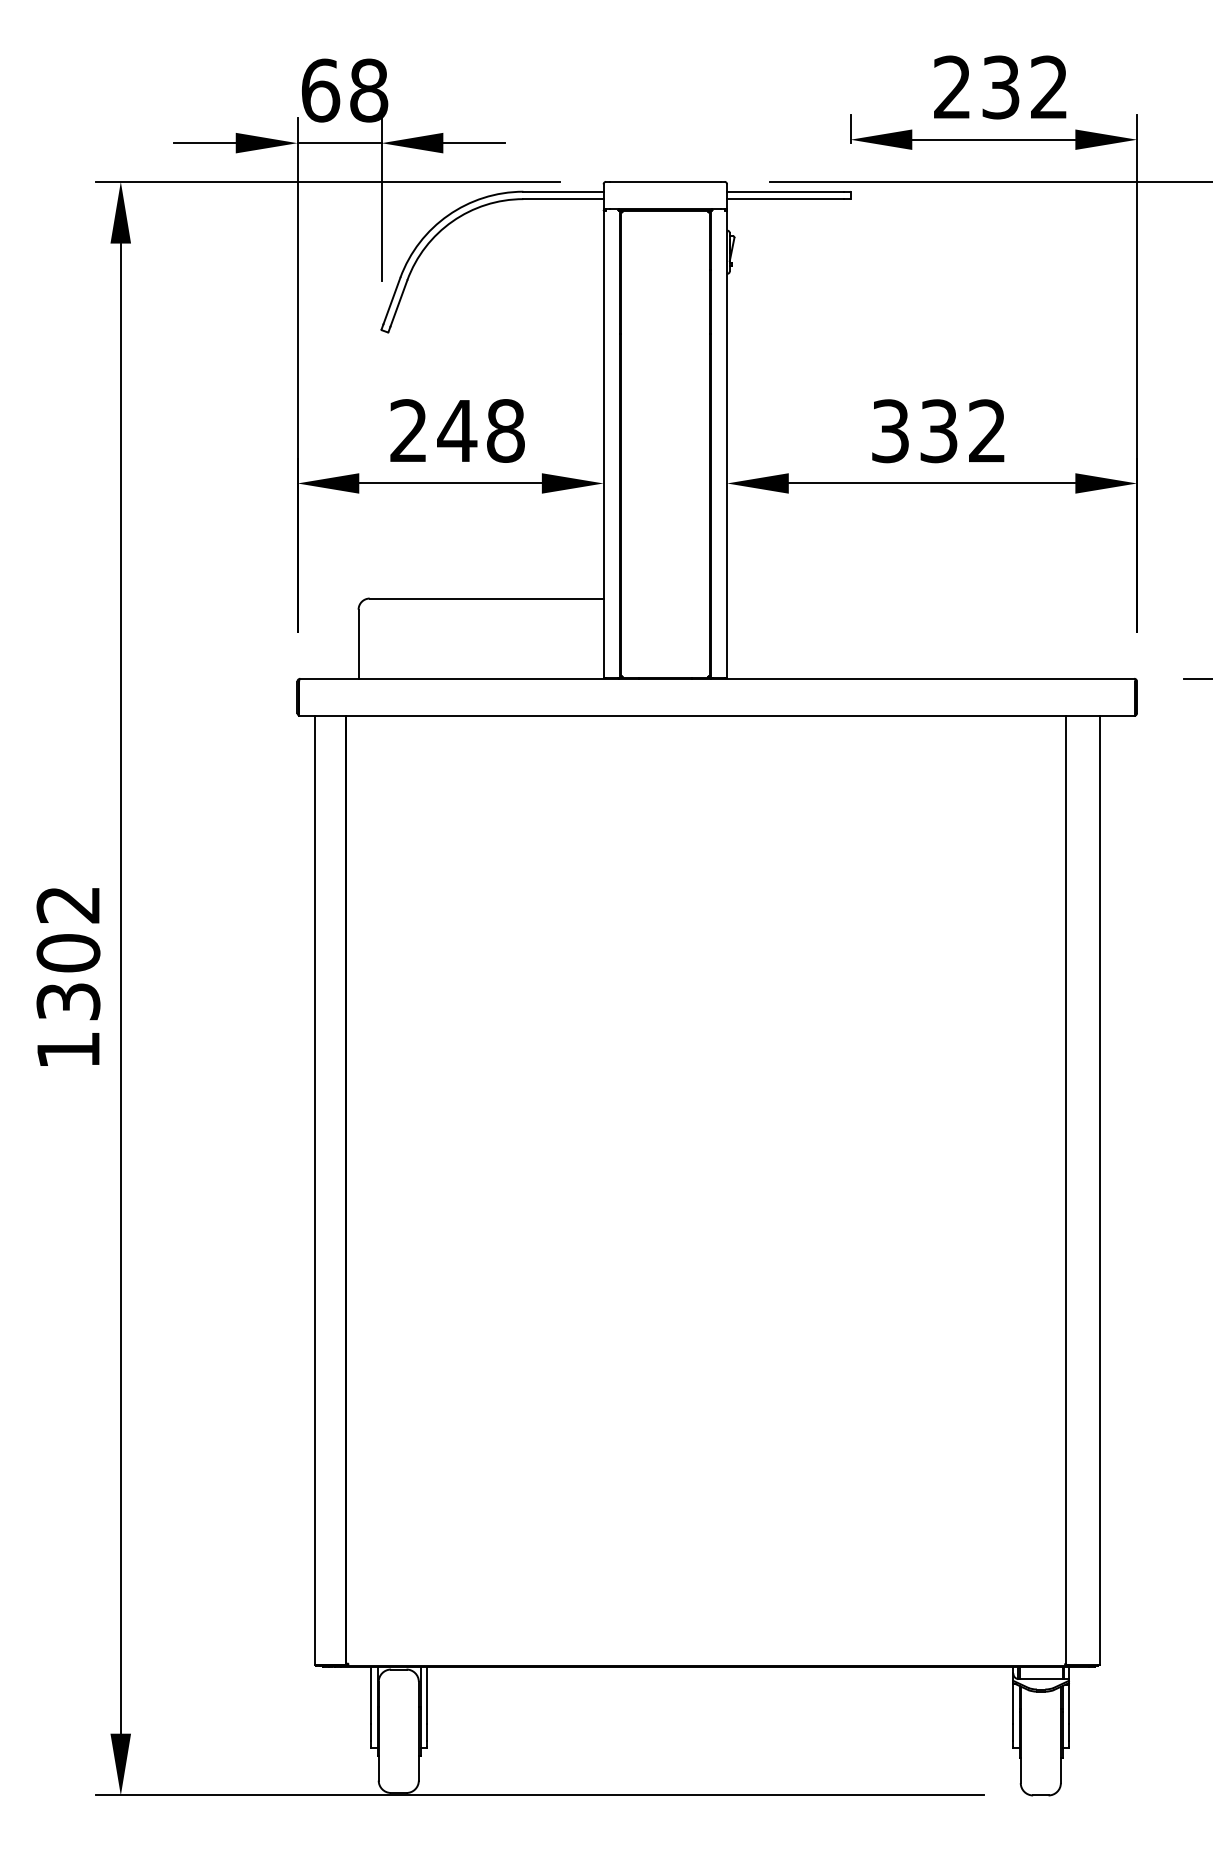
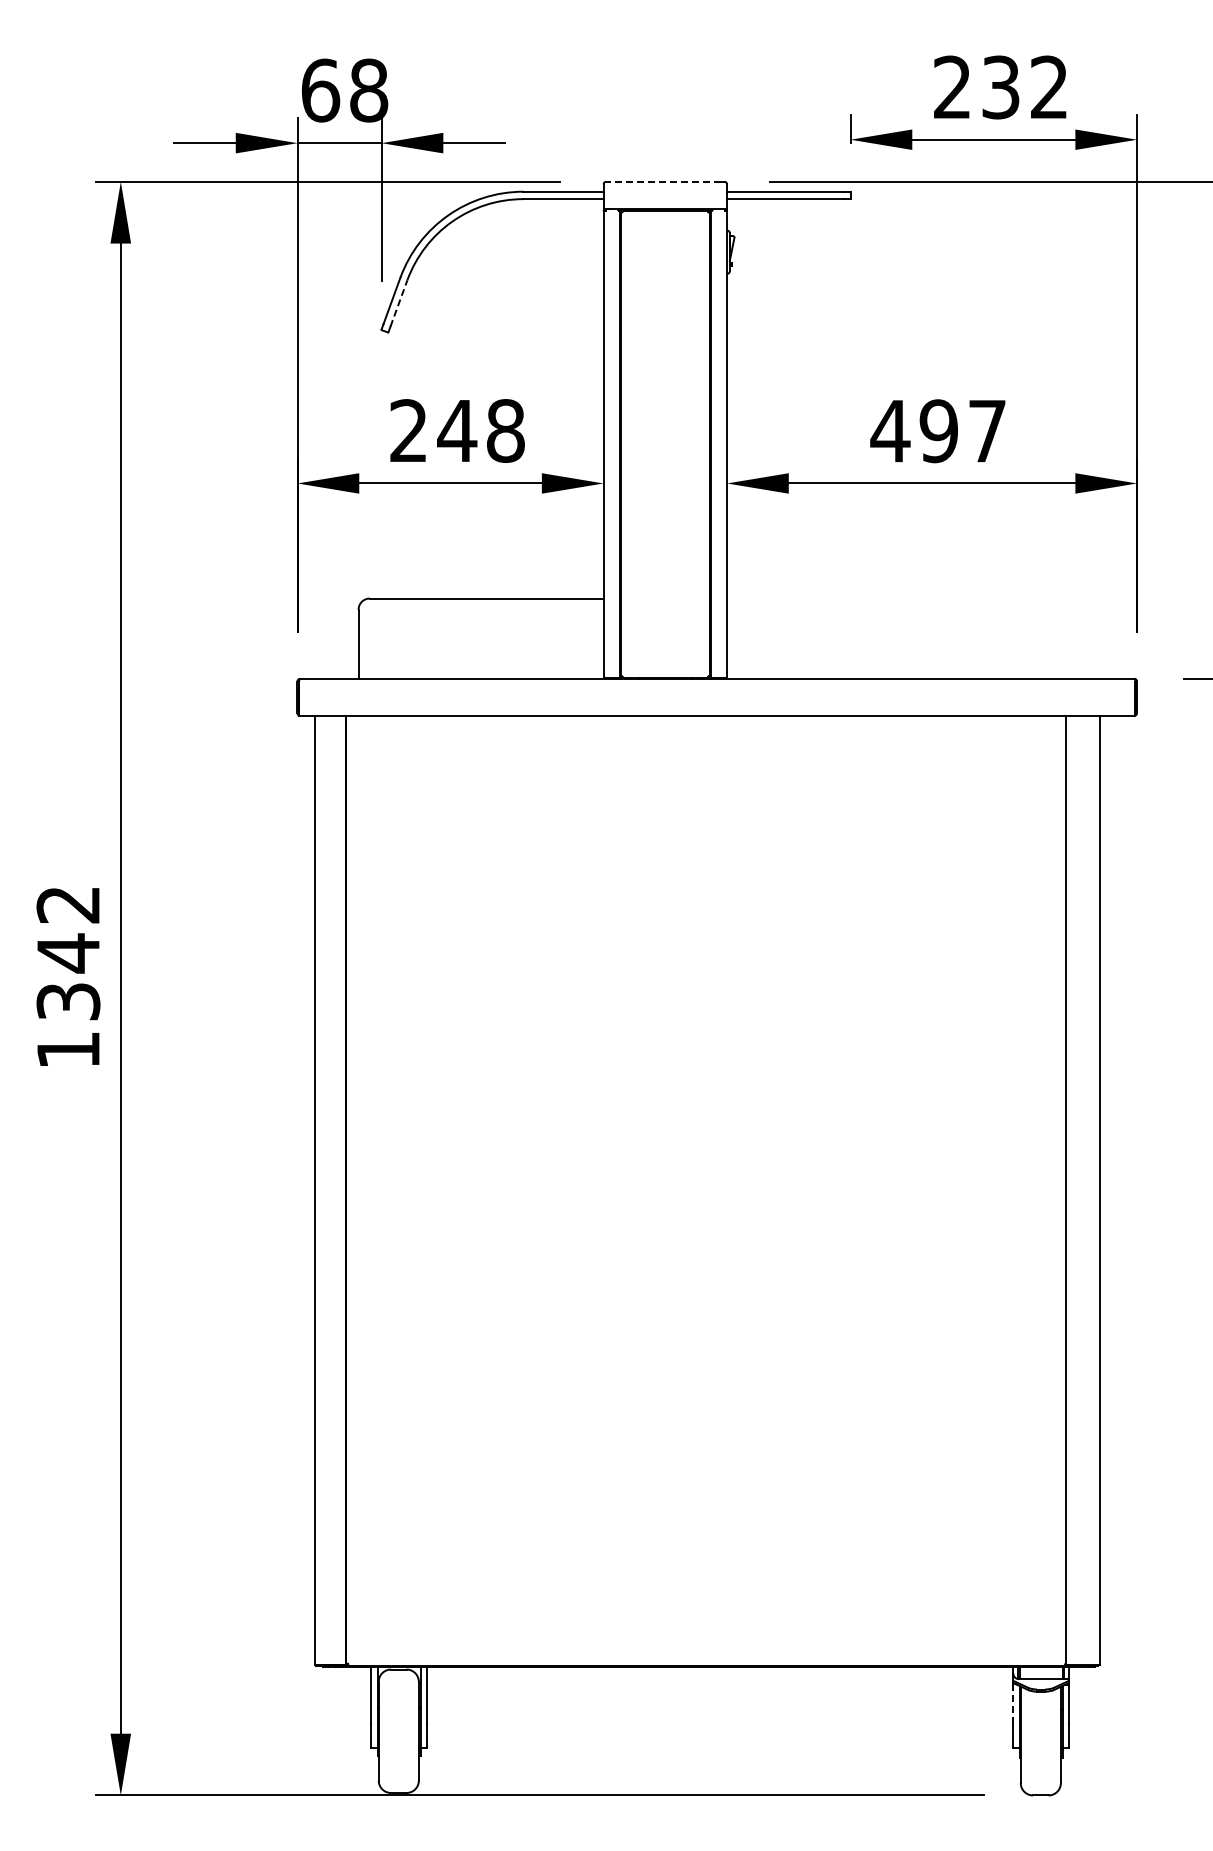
line: solid -> dashed (665, 181)
line: solid -> dashed (398, 303)
text: 332 -> 497 (937, 431)
text: 1302 -> 1342 (68, 953)
line: solid -> dashed (1013, 1704)
